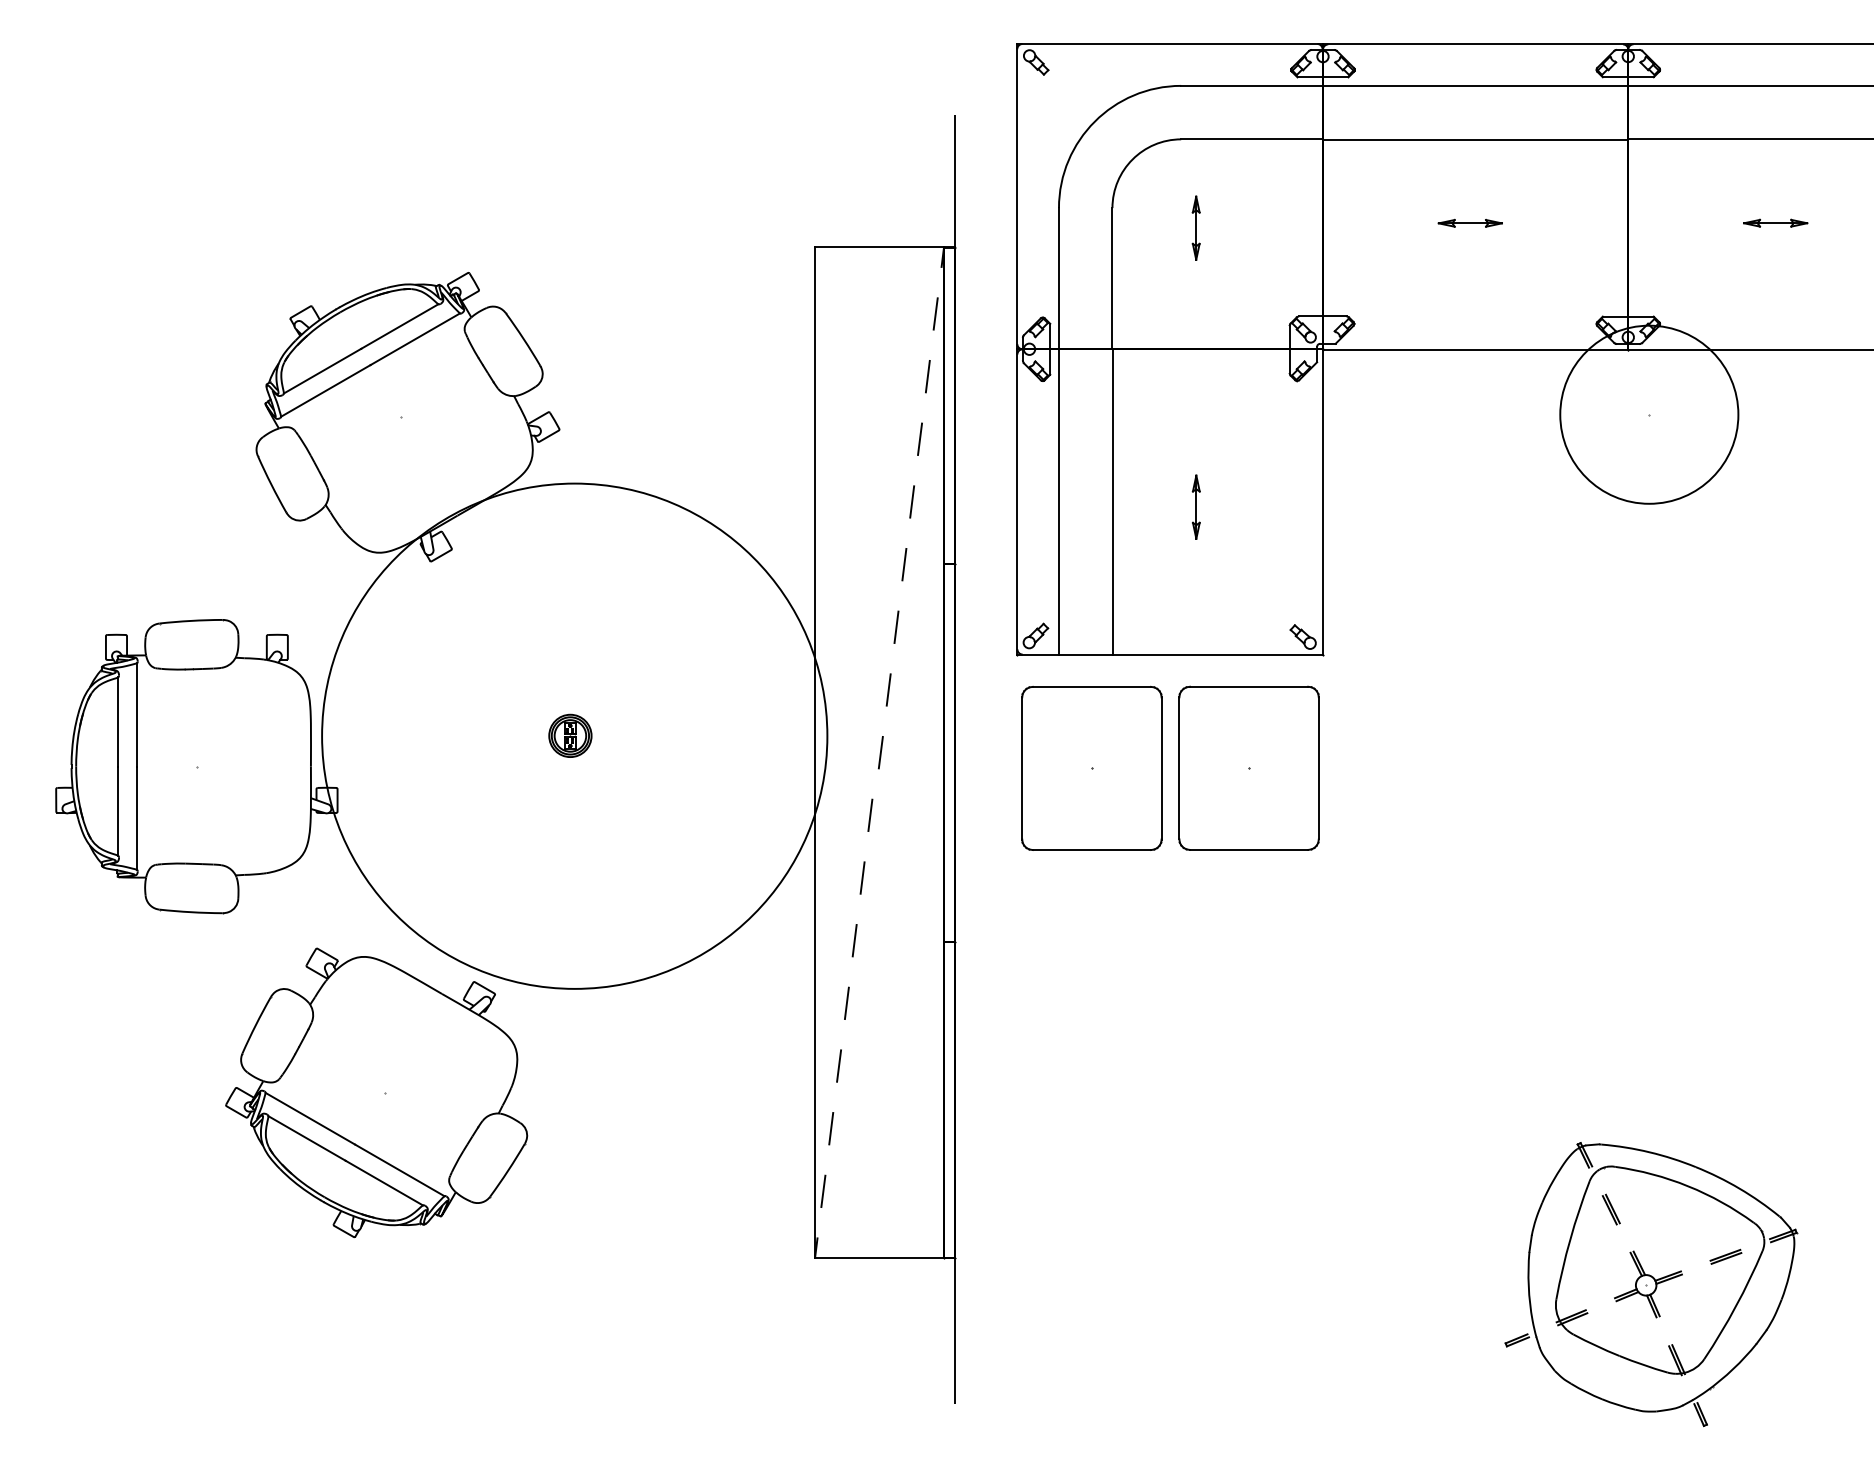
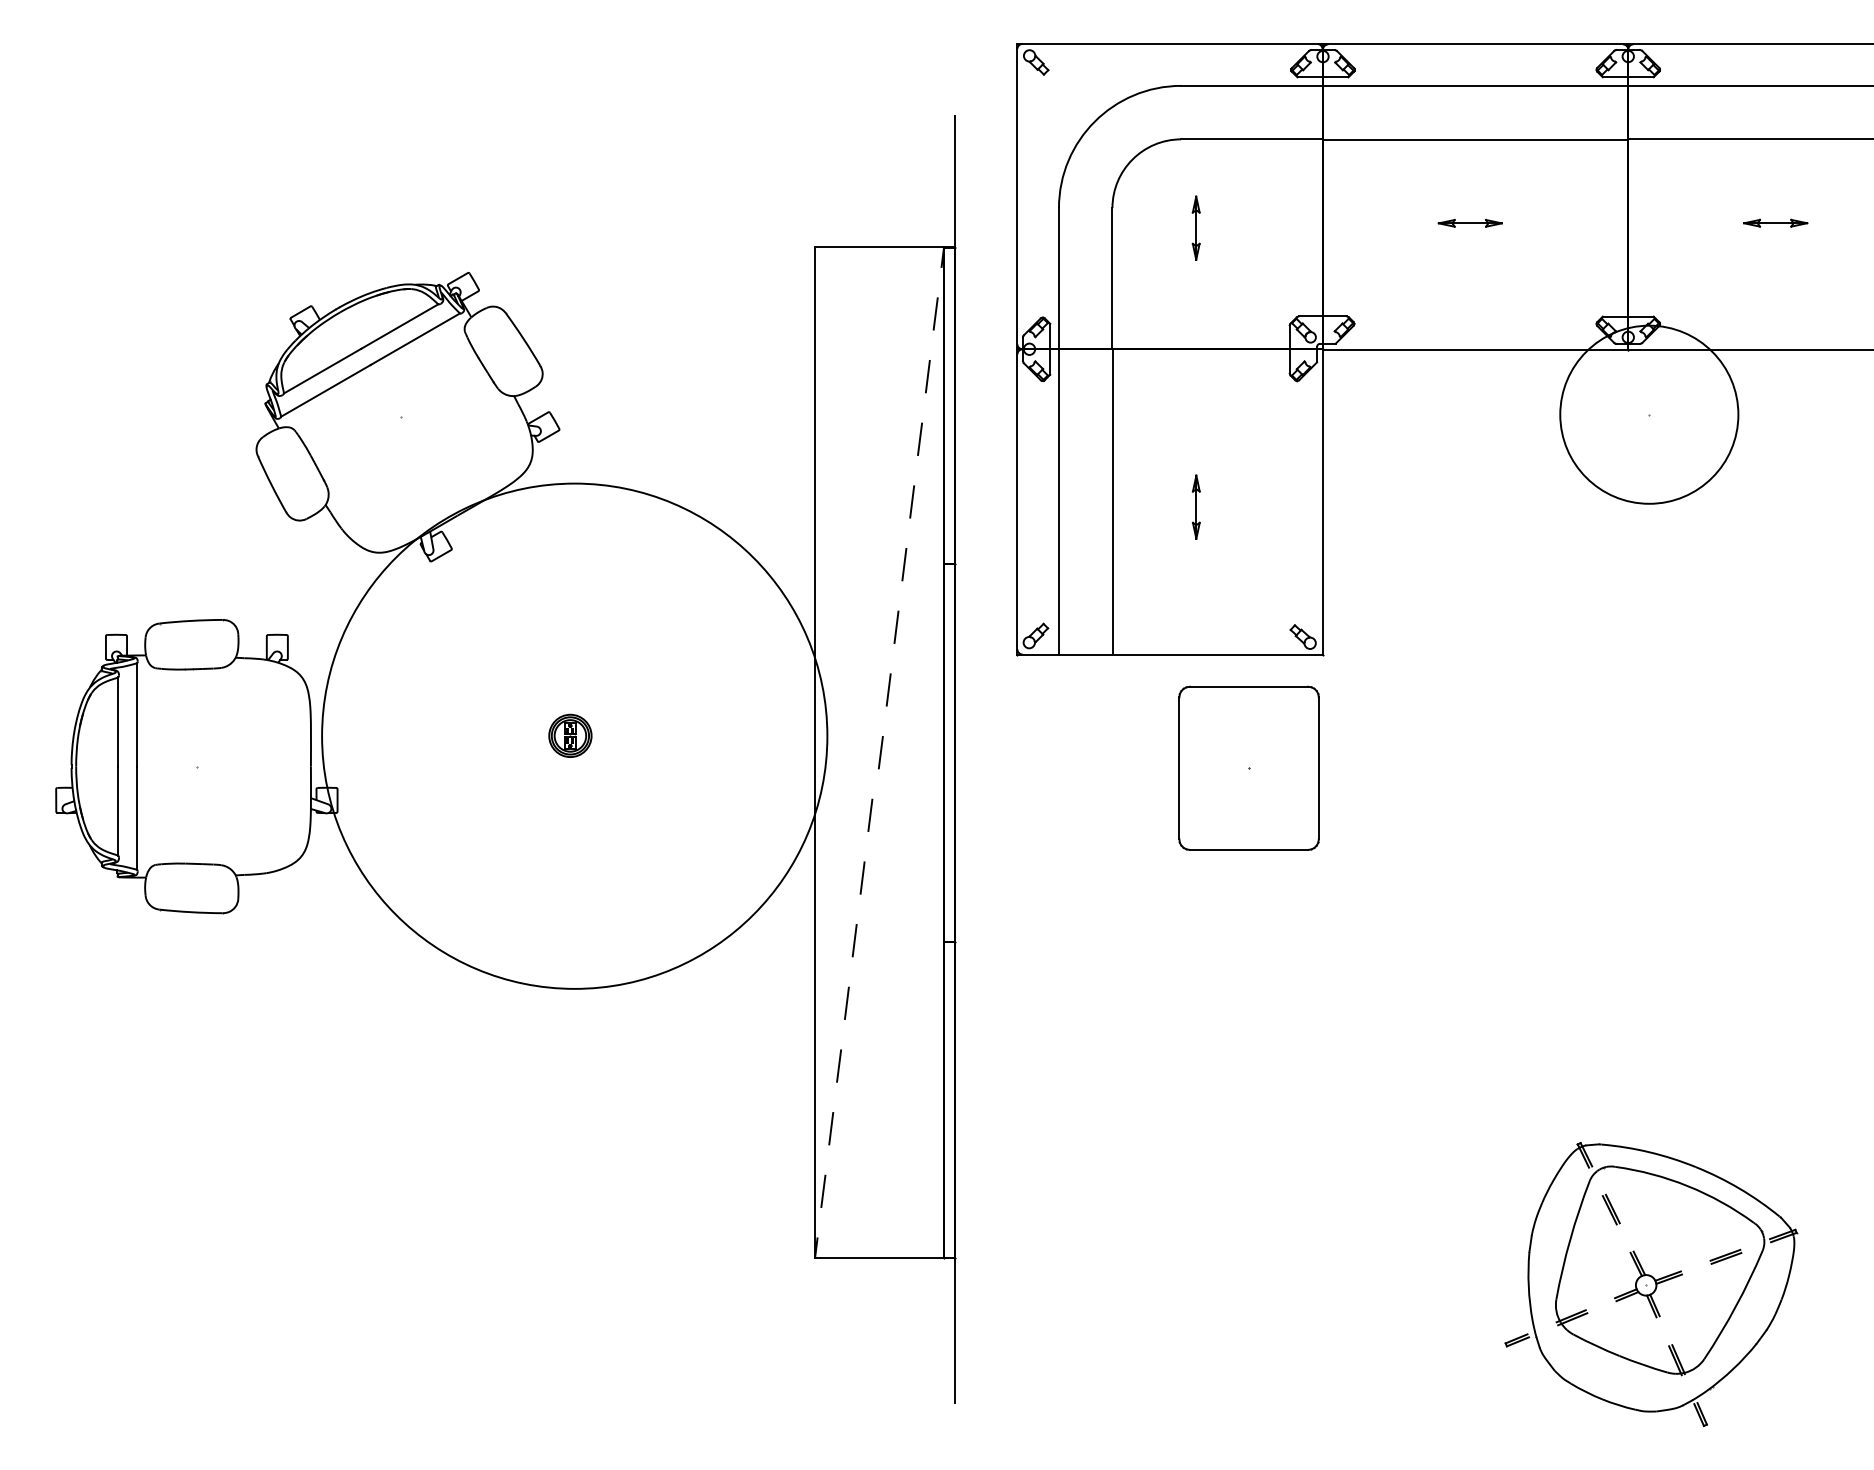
part: present -> none (1091, 767)
part: present -> none (376, 1092)
